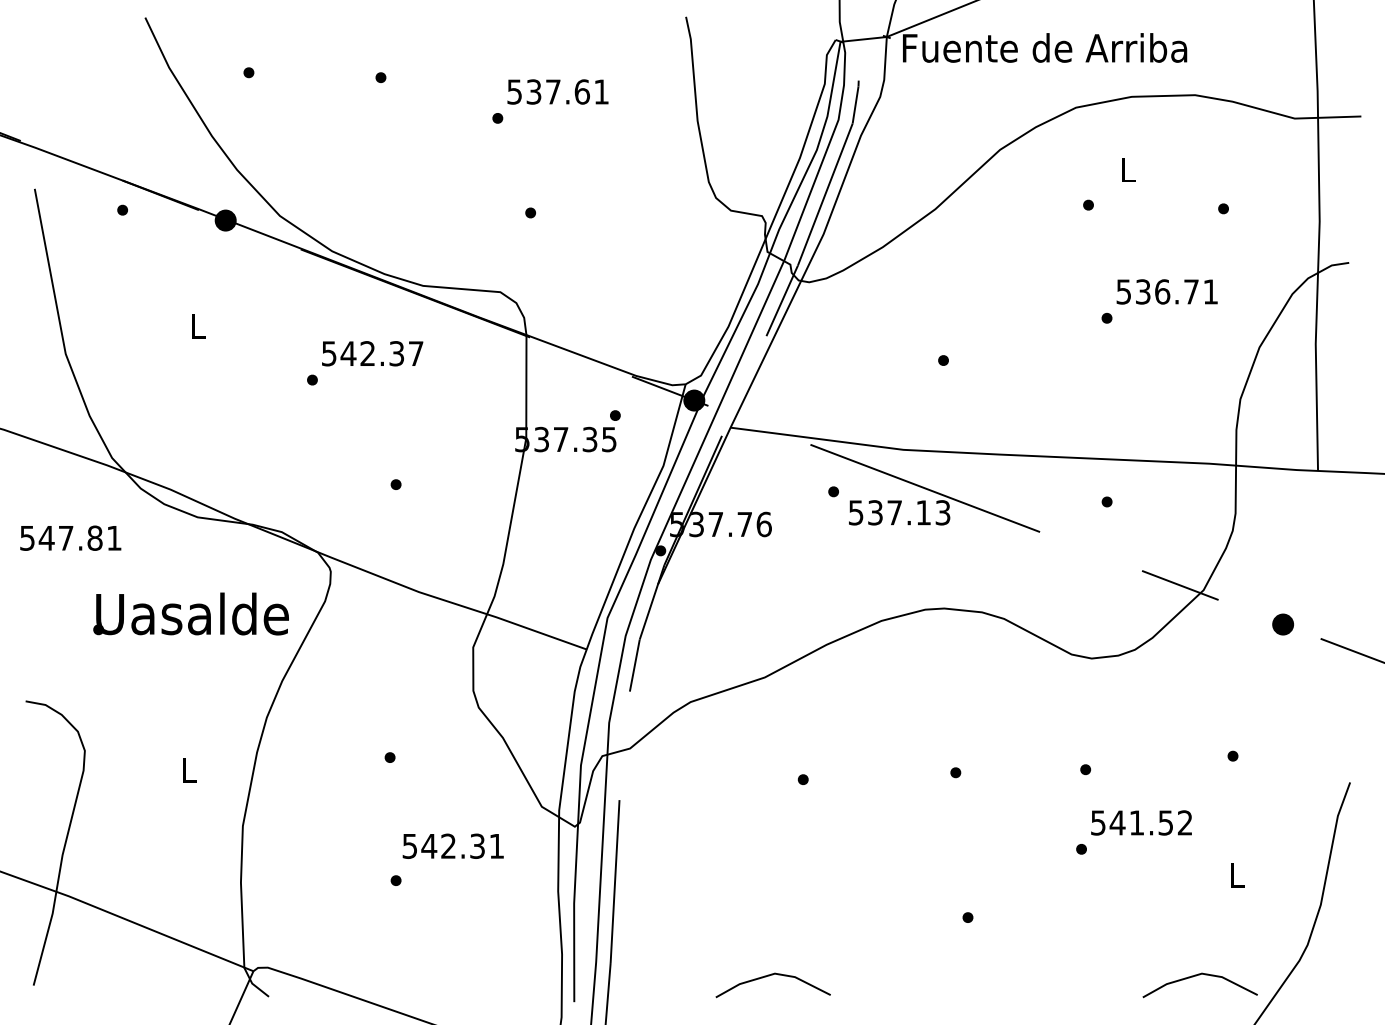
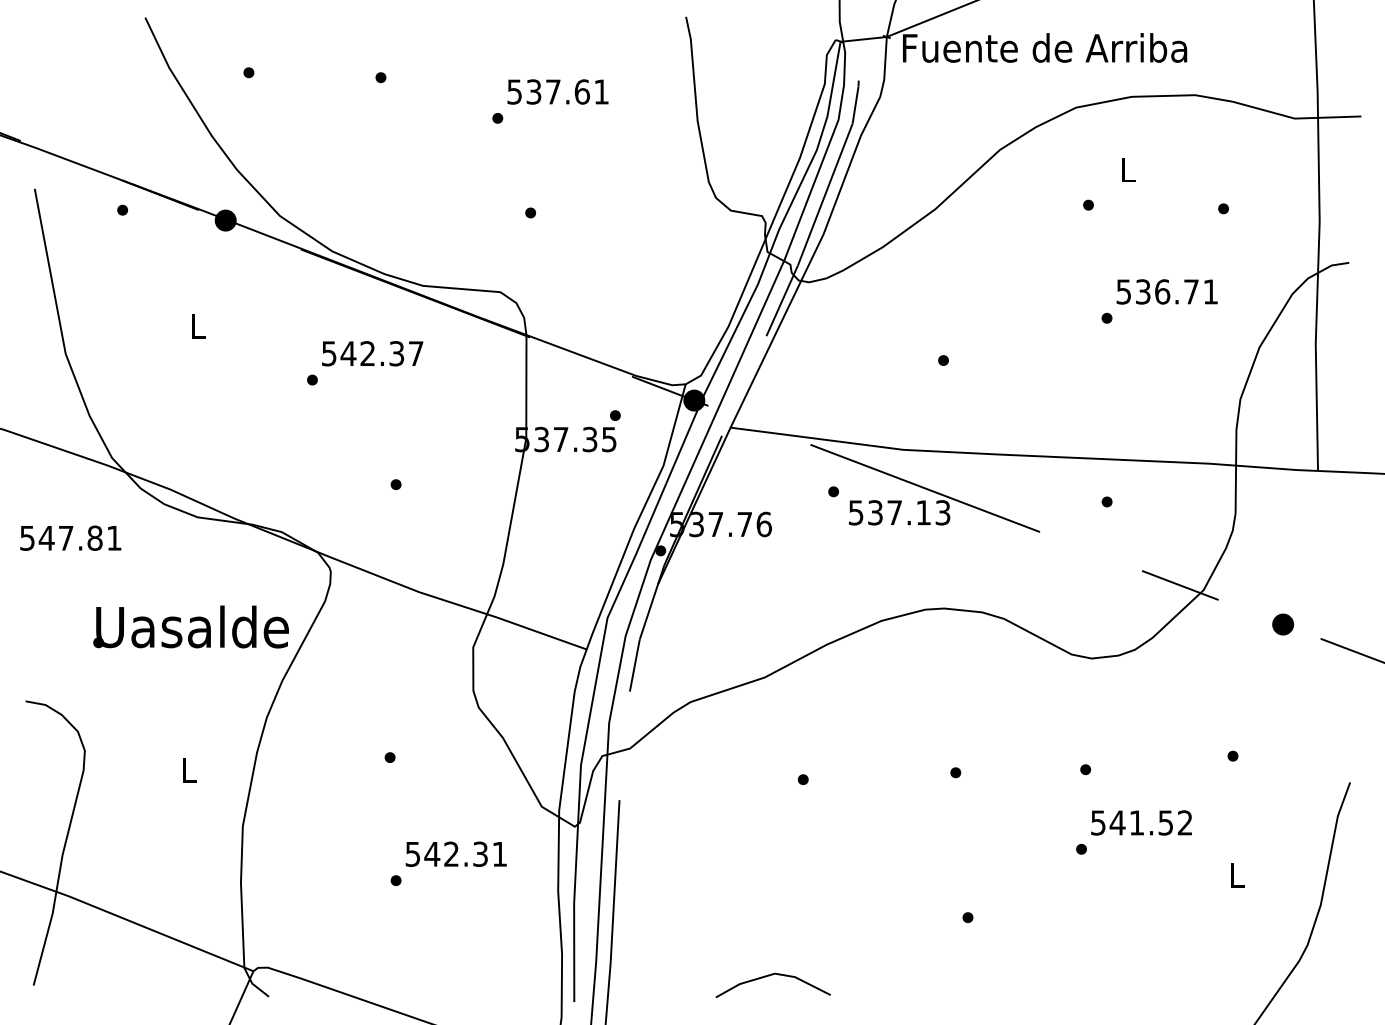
text position: (190, 613) -> (190, 626) (190, 626)
text position: (452, 845) -> (455, 853) (455, 853)
line: present -> none (1196, 976)
